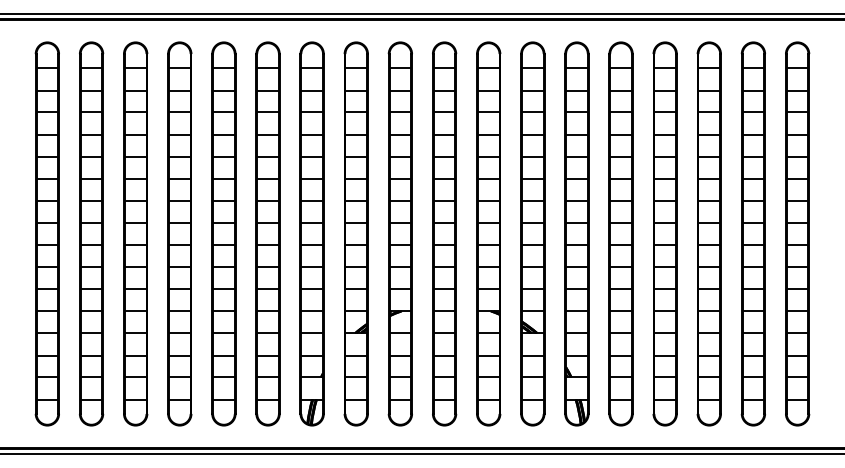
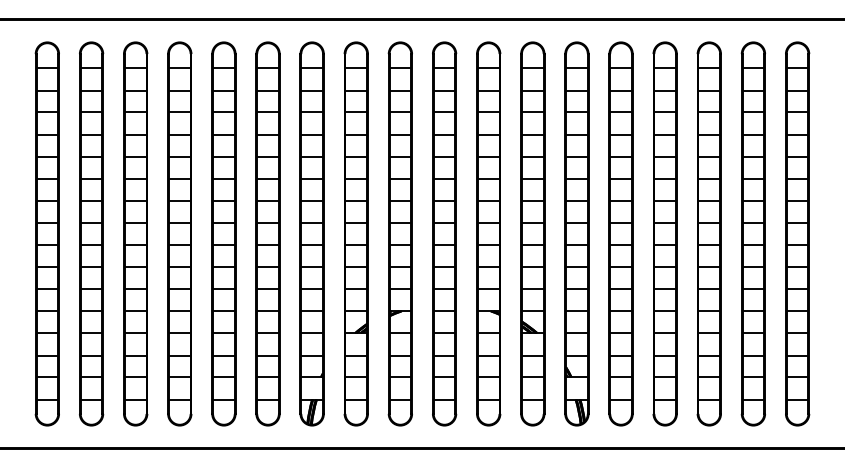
line: present -> none (421, 13)
line: present -> none (421, 454)
